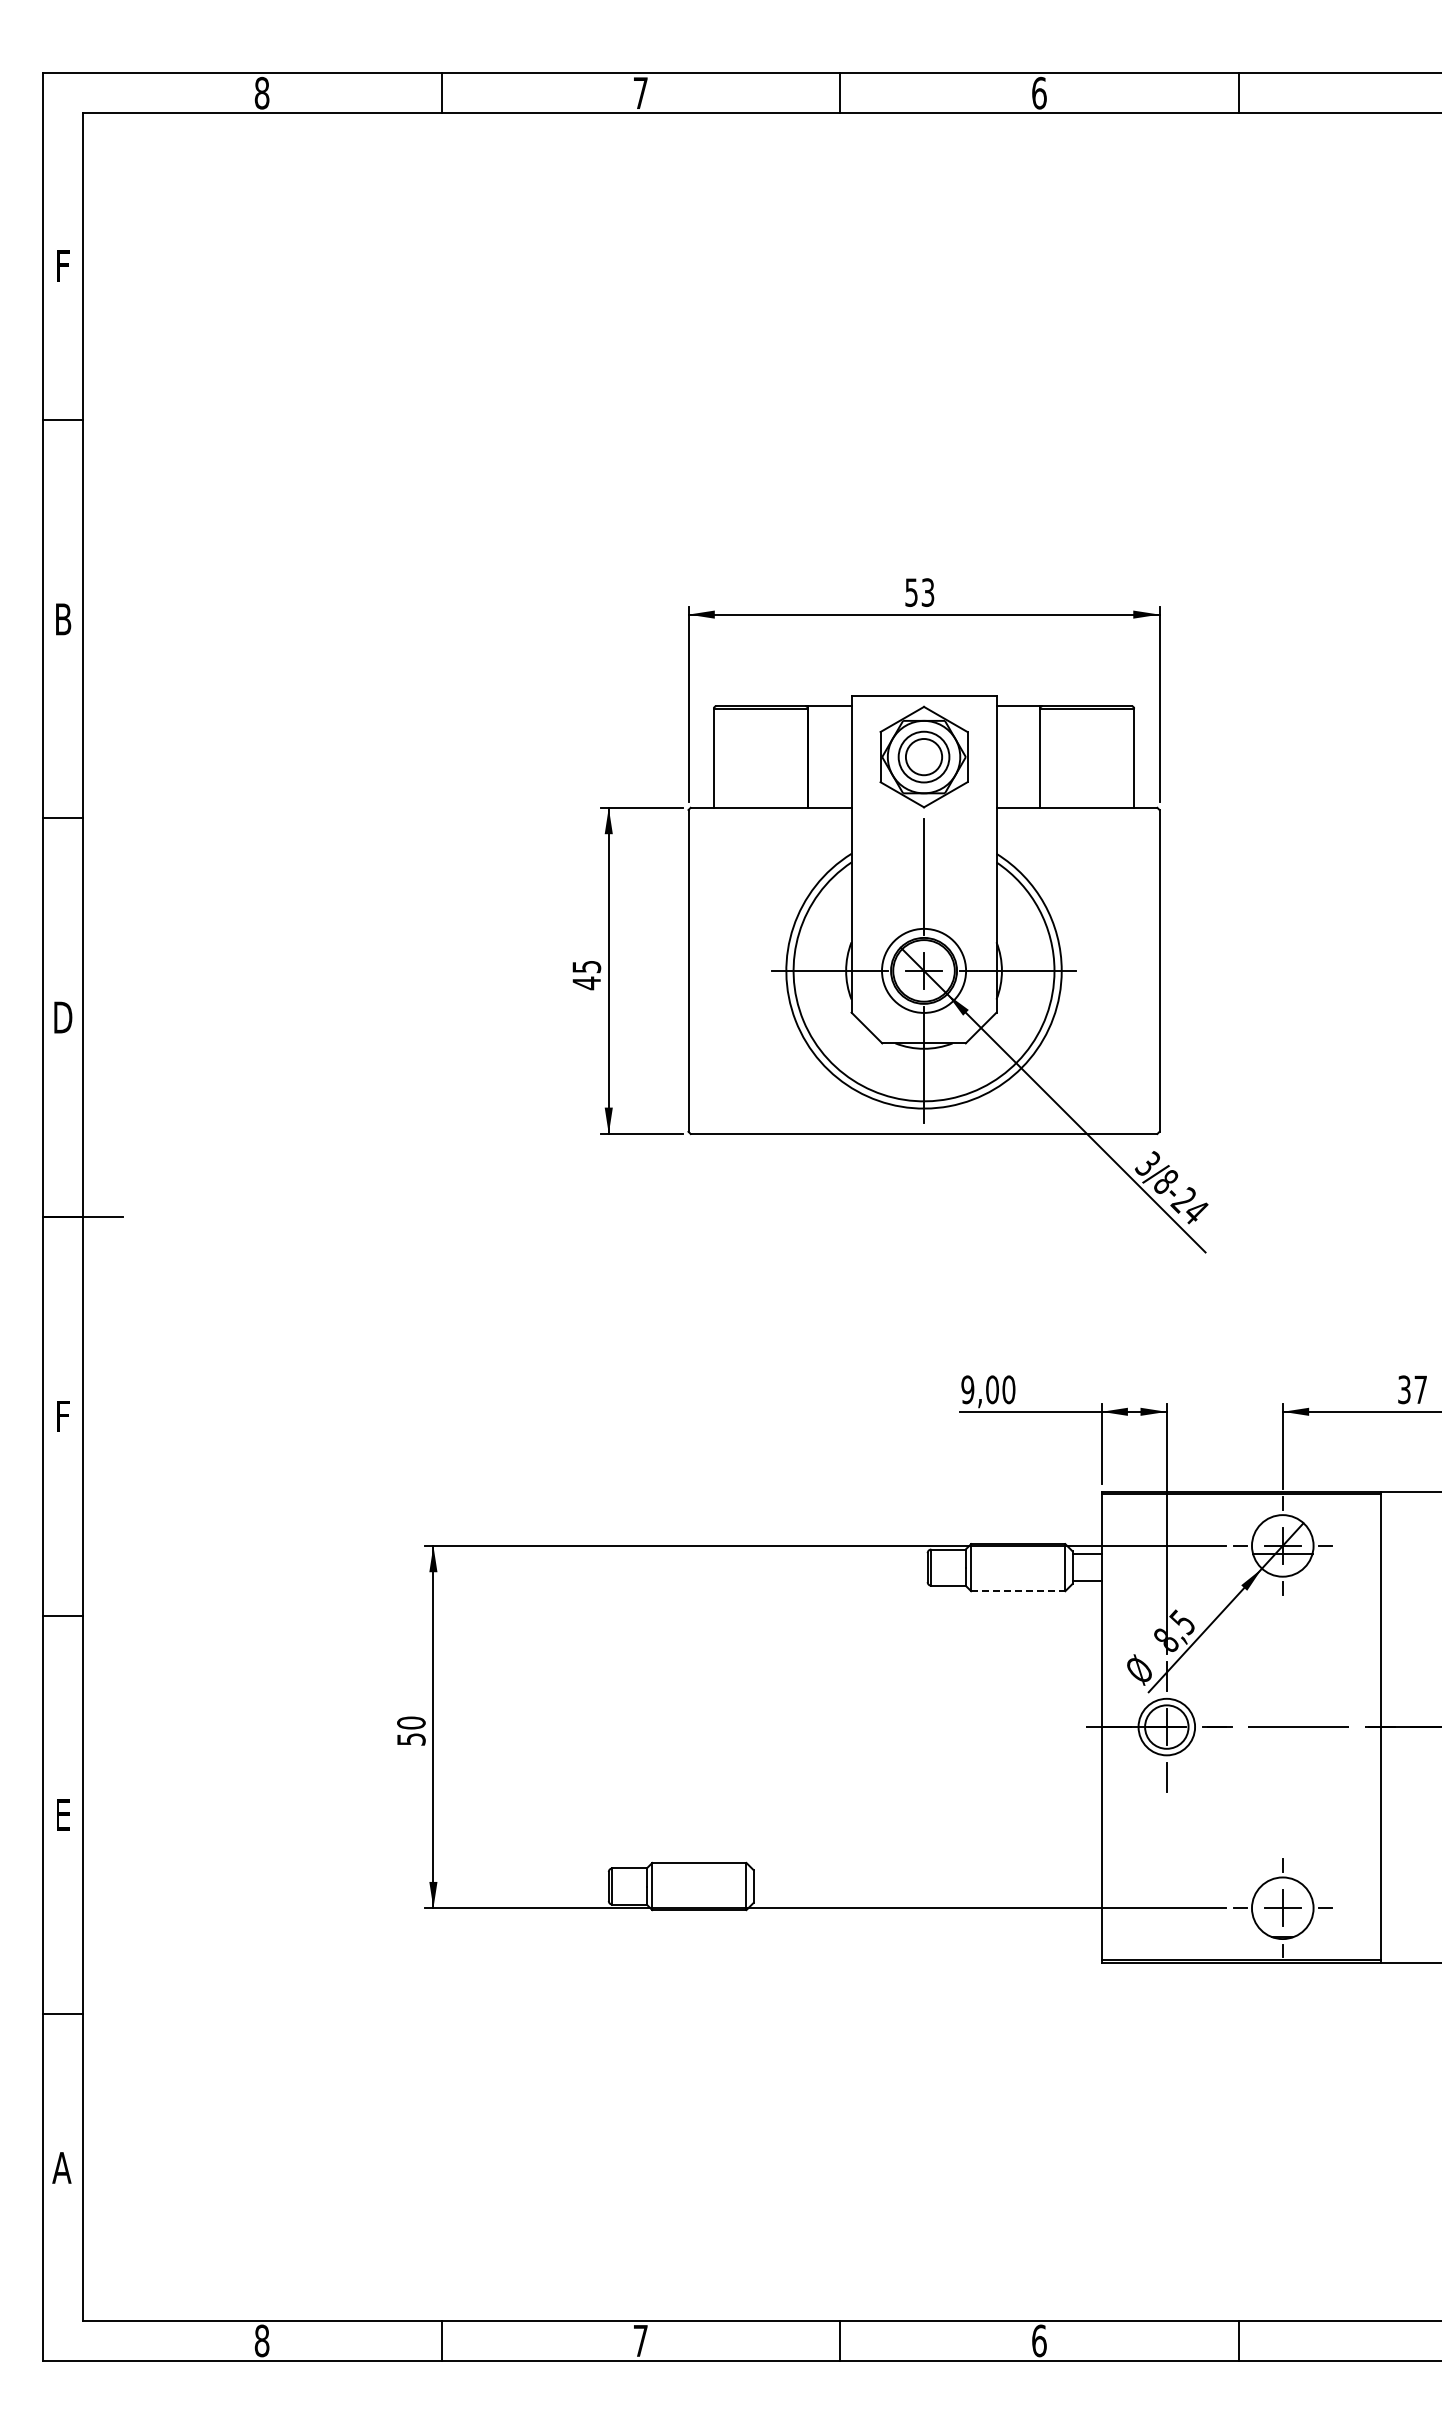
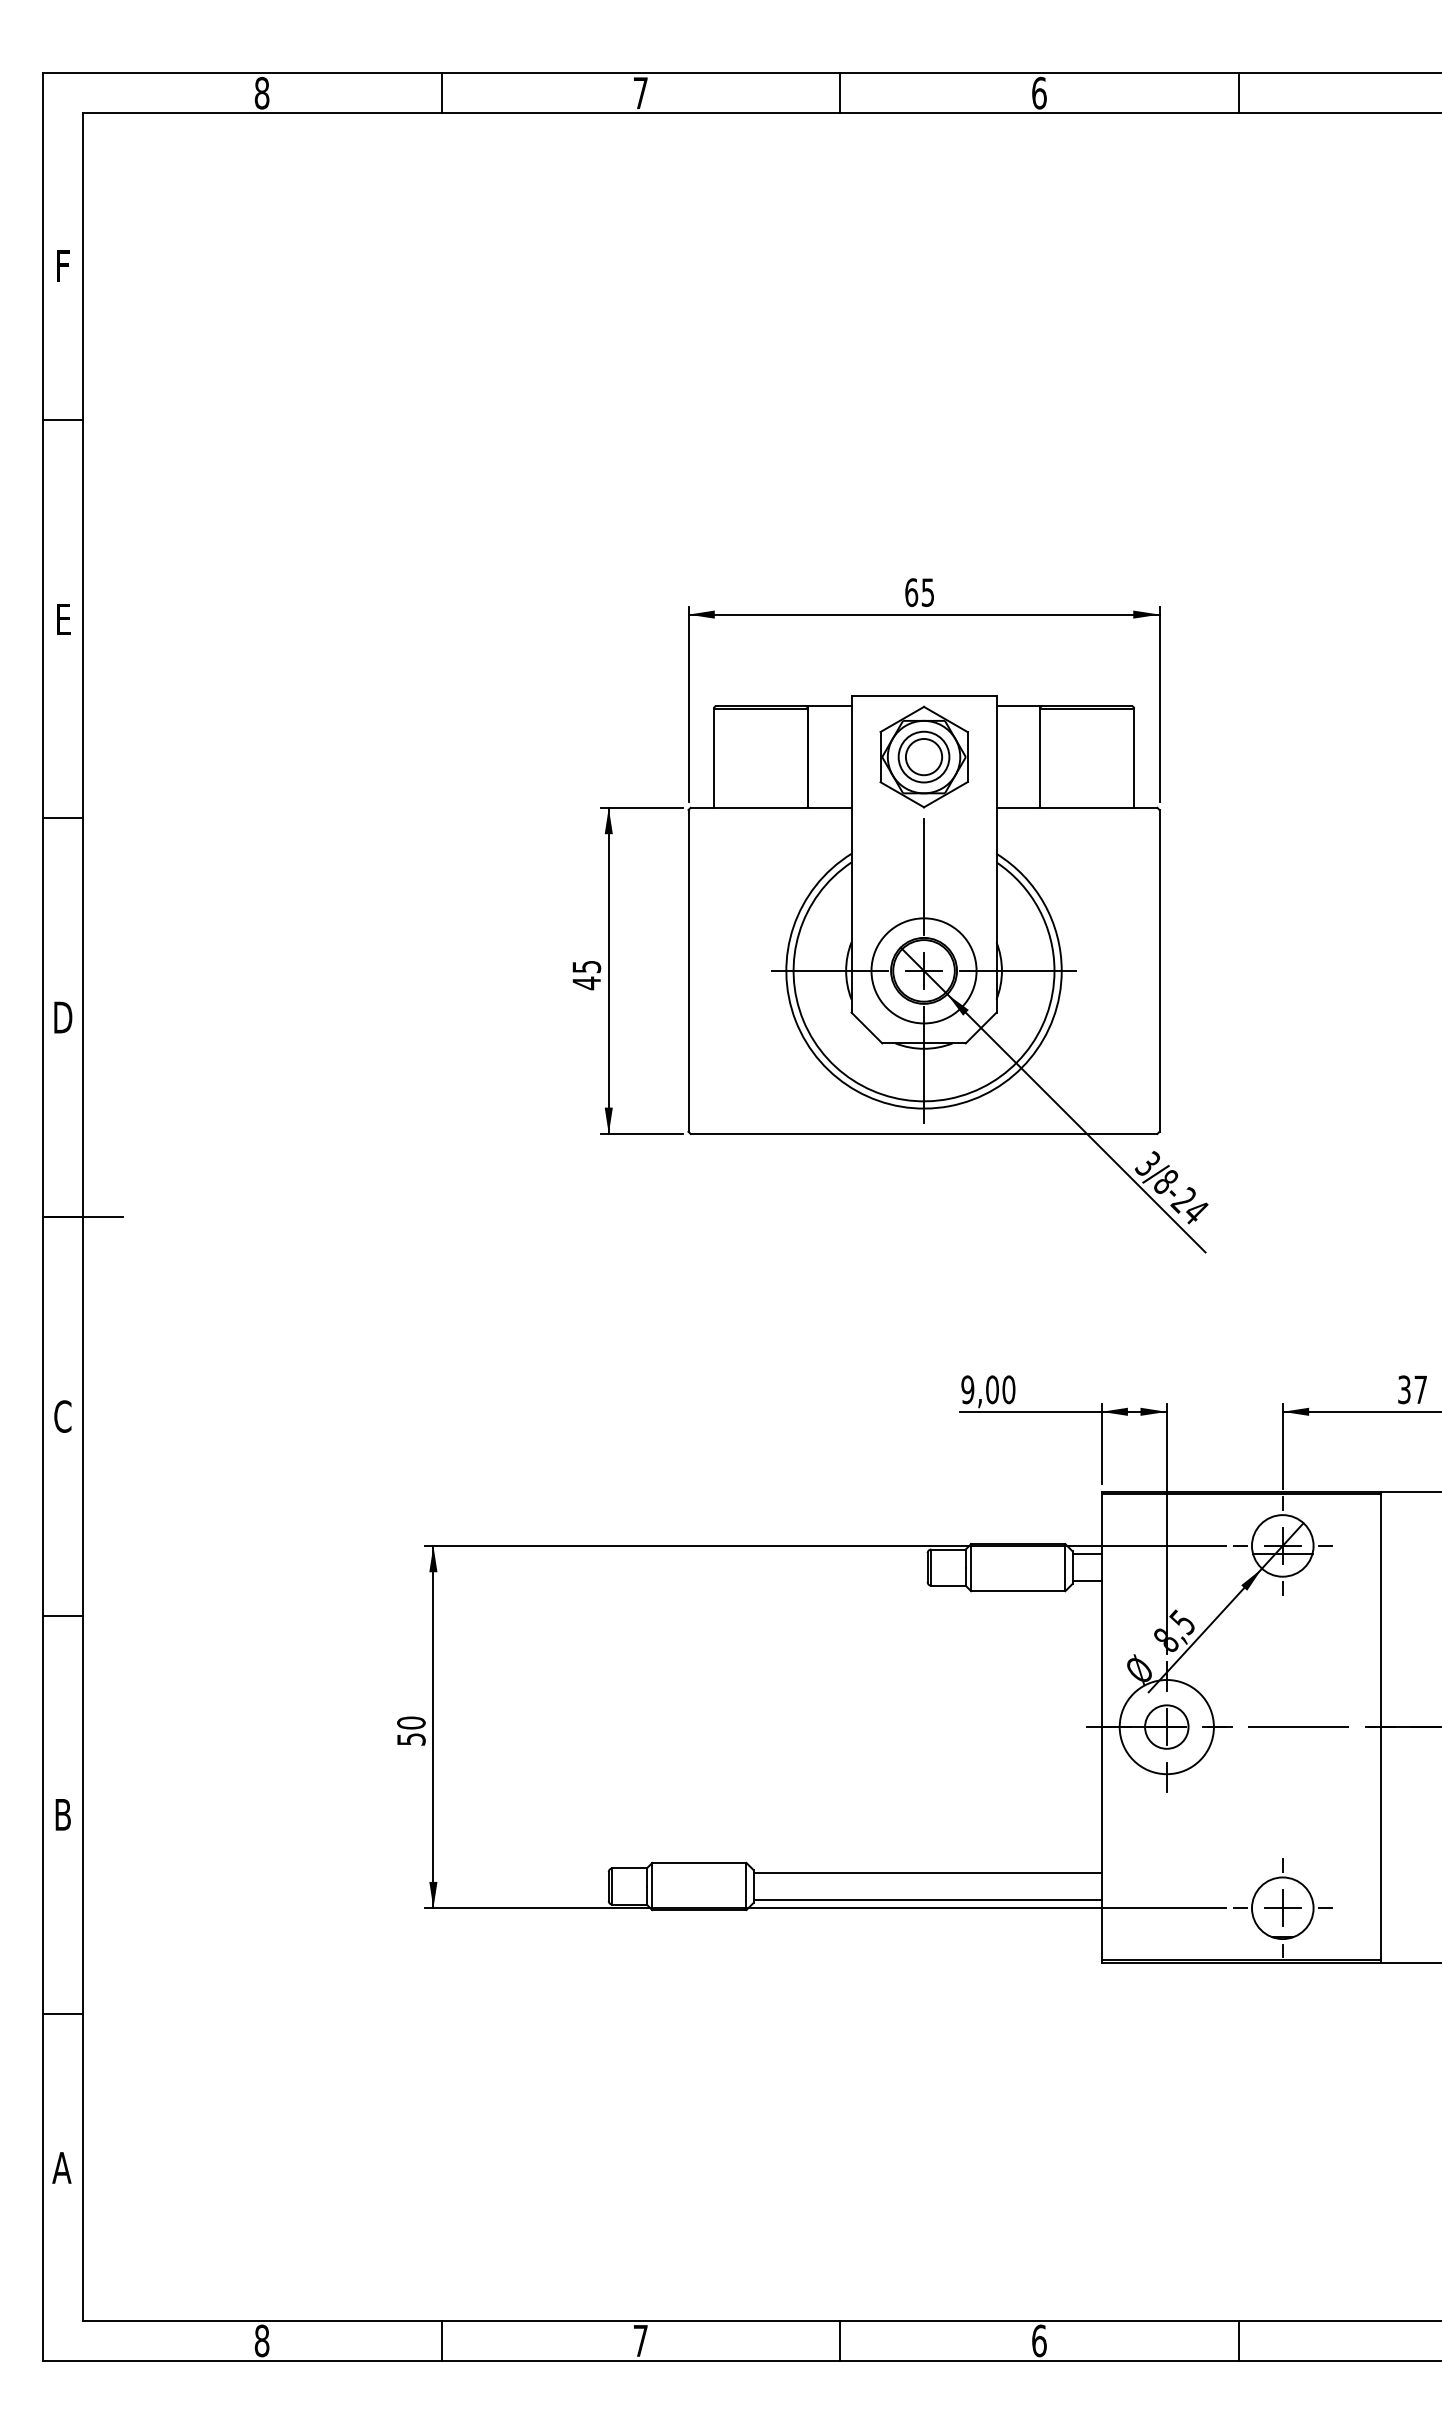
text: 53 -> 65 (919, 592)
text: B -> E (63, 619)
circle diameter: 84 px -> 105 px (923, 970)
text: F -> C (62, 1416)
line: dashed -> solid (1018, 1591)
circle diameter: 57 px -> 94 px (1166, 1726)
text: E -> B (62, 1814)
line: none -> present (927, 1872)
line: none -> present (927, 1900)
